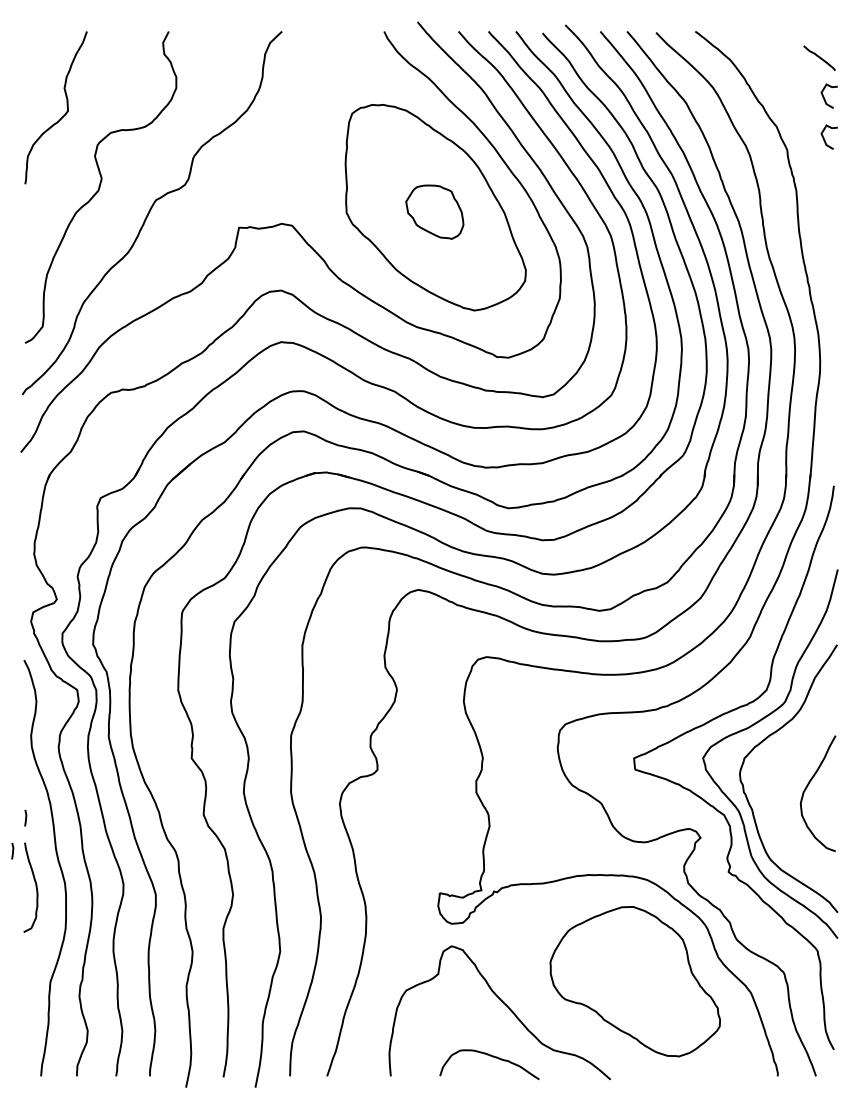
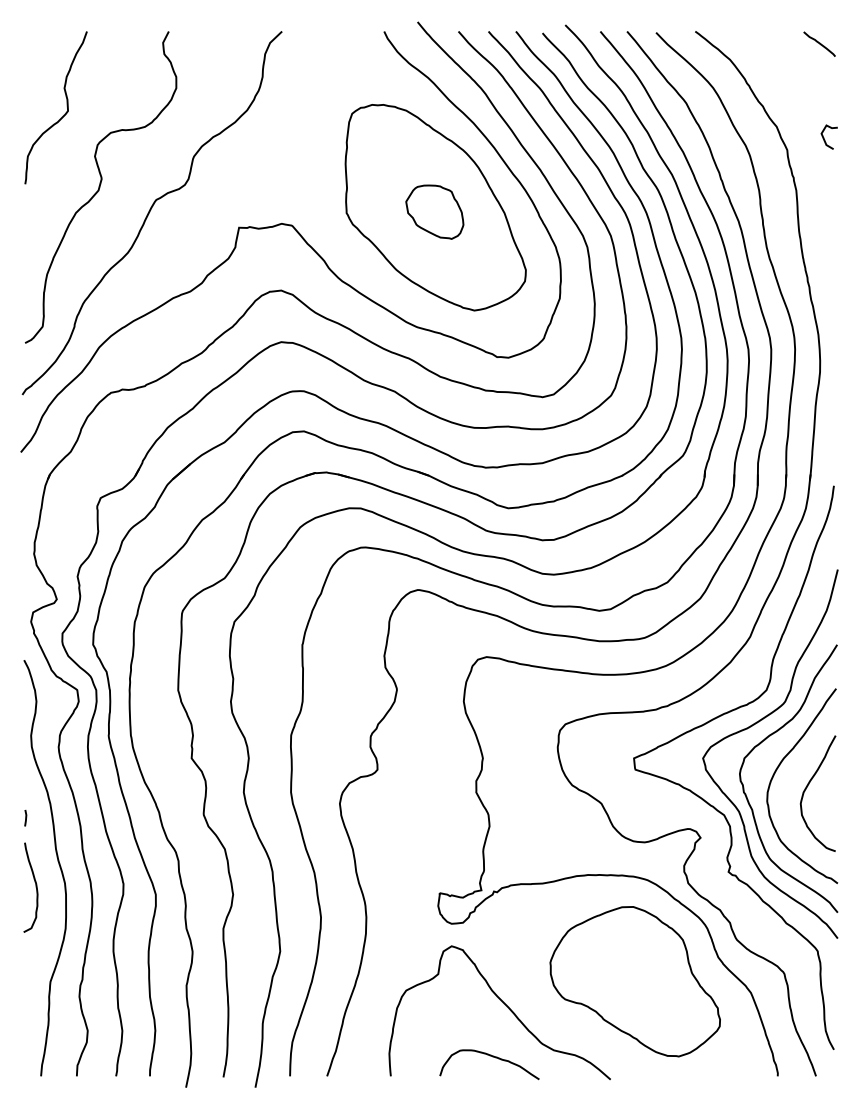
line position: (819, 57) -> (819, 43) (819, 43)
curve: present -> none (824, 96)
curve: none -> present (777, 770)
line: present -> none (12, 851)
